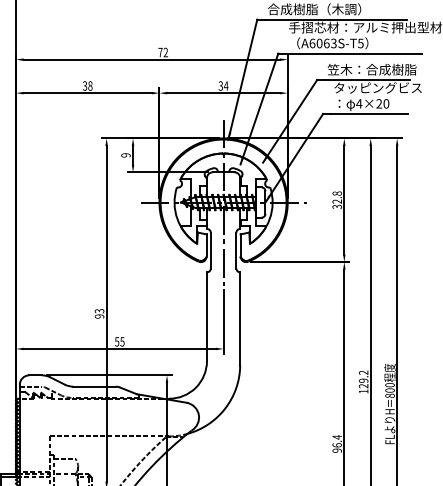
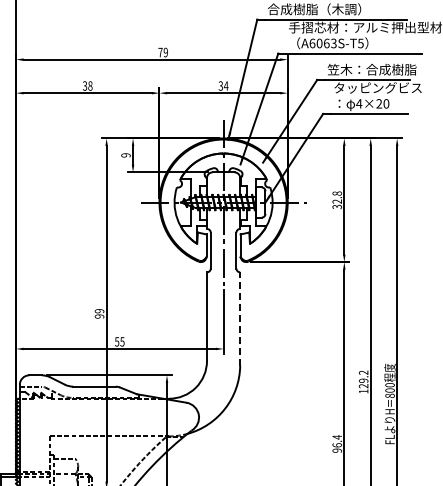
text: 72 -> 79 (165, 52)
text: 93 -> 99 (99, 311)
line: solid -> dashed (240, 318)
